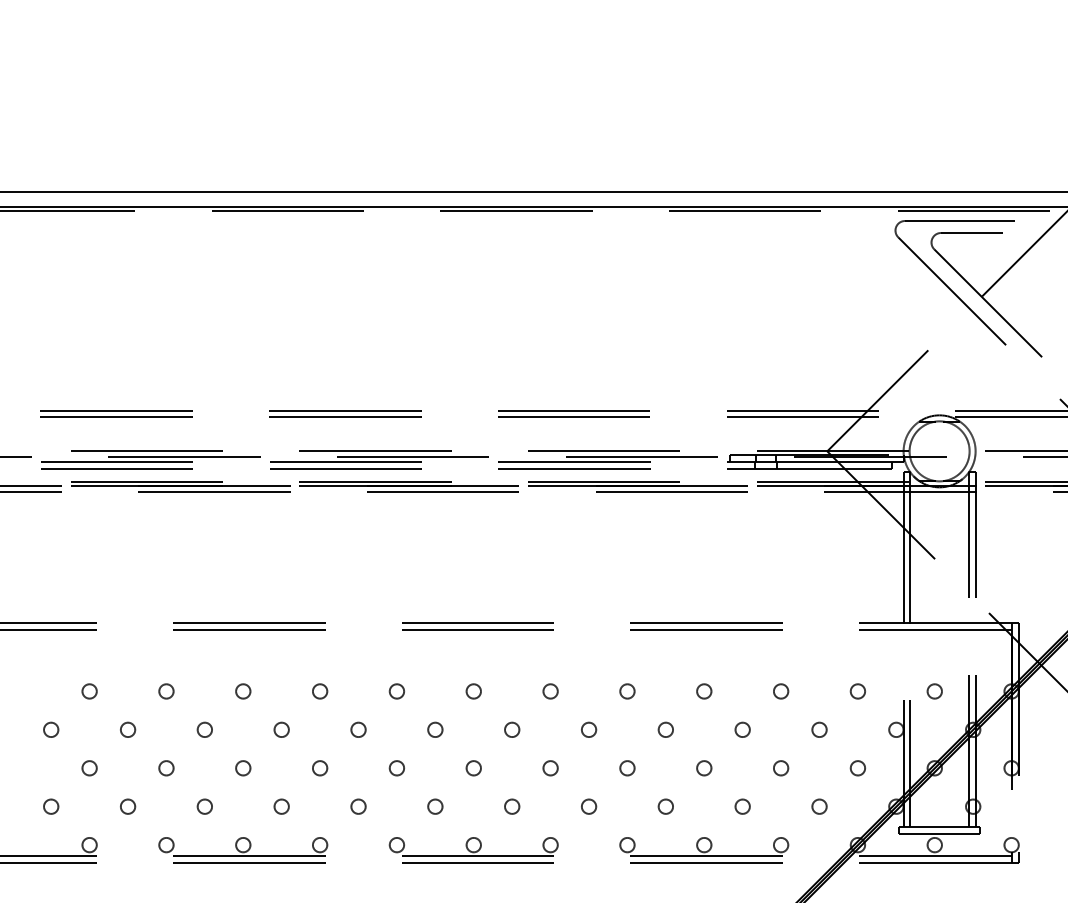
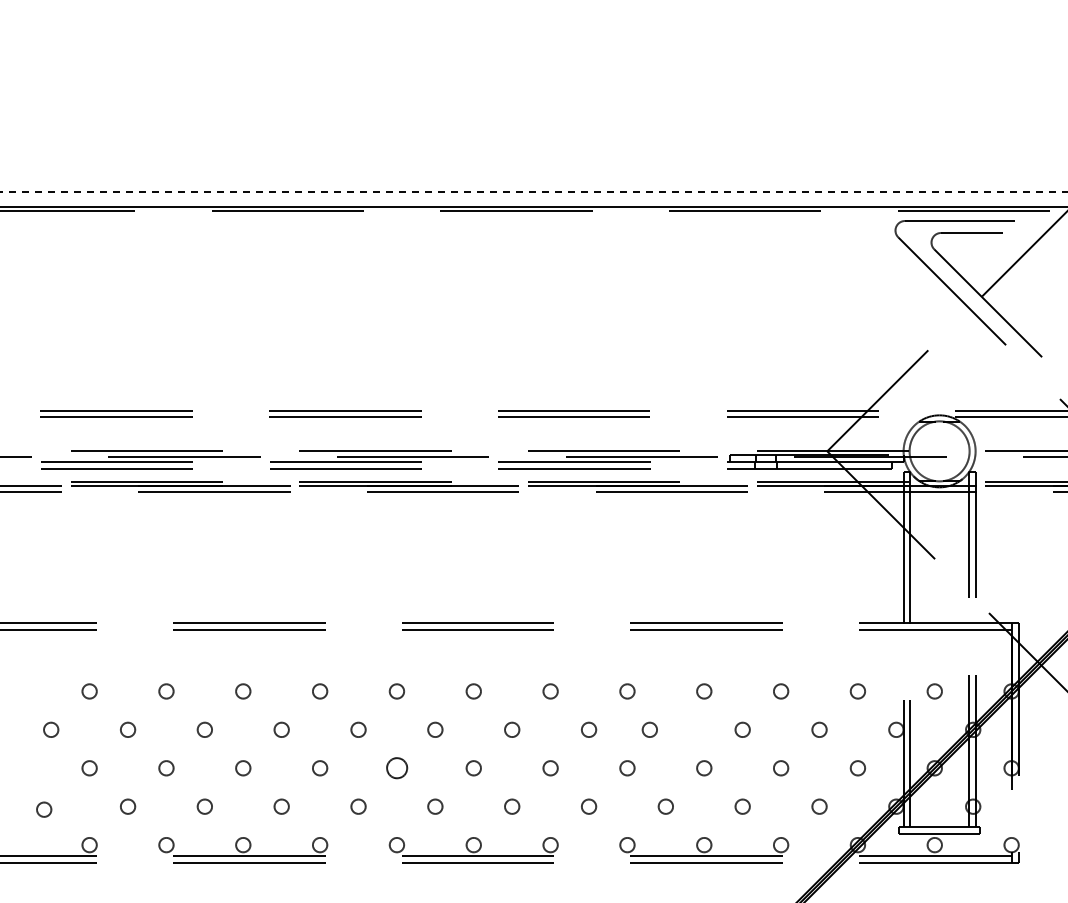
line: solid -> dashed (533, 192)
circle position: (665, 729) -> (649, 729) (649, 729)
circle size: 17x17 px -> 23x23 px (397, 768)
circle position: (51, 806) -> (44, 809) (44, 809)
